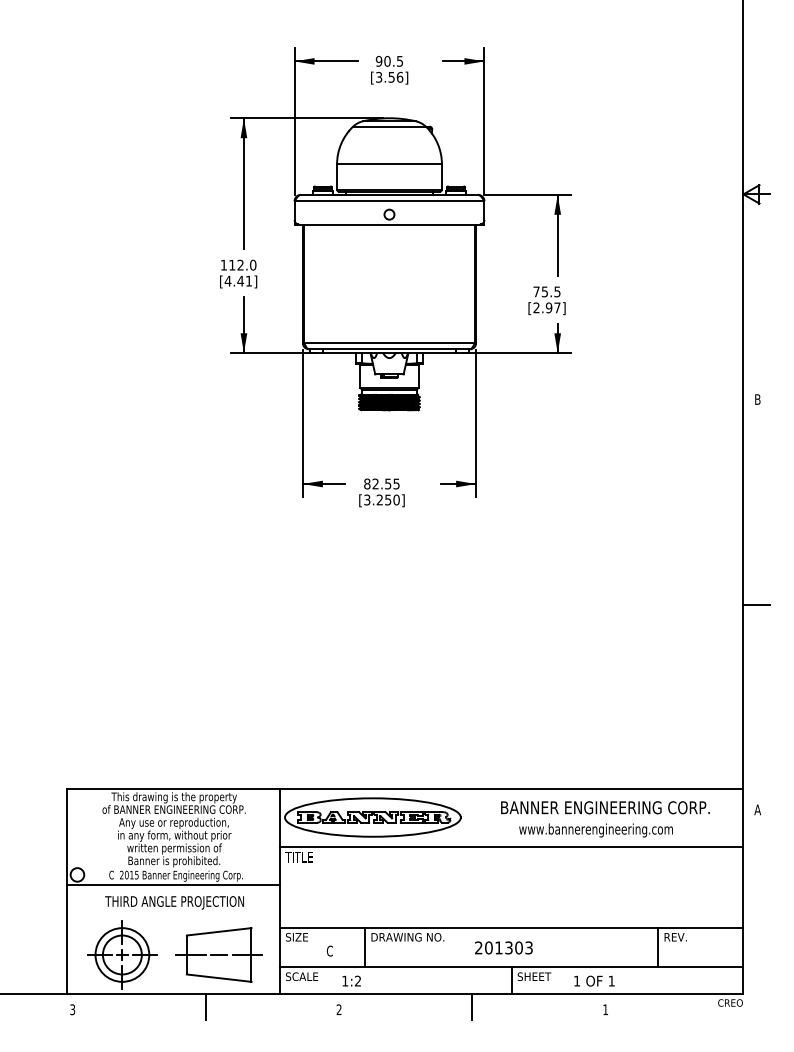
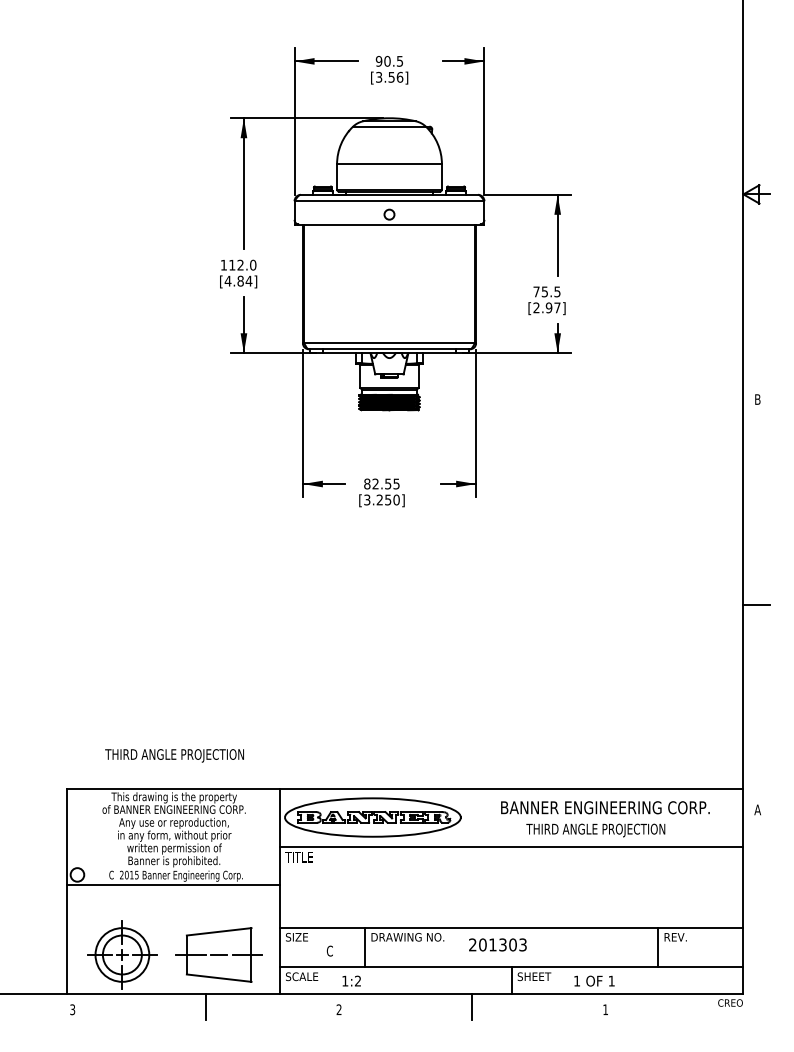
text: [4.41] -> [4.84] (244, 280)
text: www.bannerengineering.com -> THIRD ANGLE PROJECTION (595, 830)
text position: (174, 902) -> (174, 755) (174, 755)
text position: (503, 947) -> (497, 944) (497, 944)
